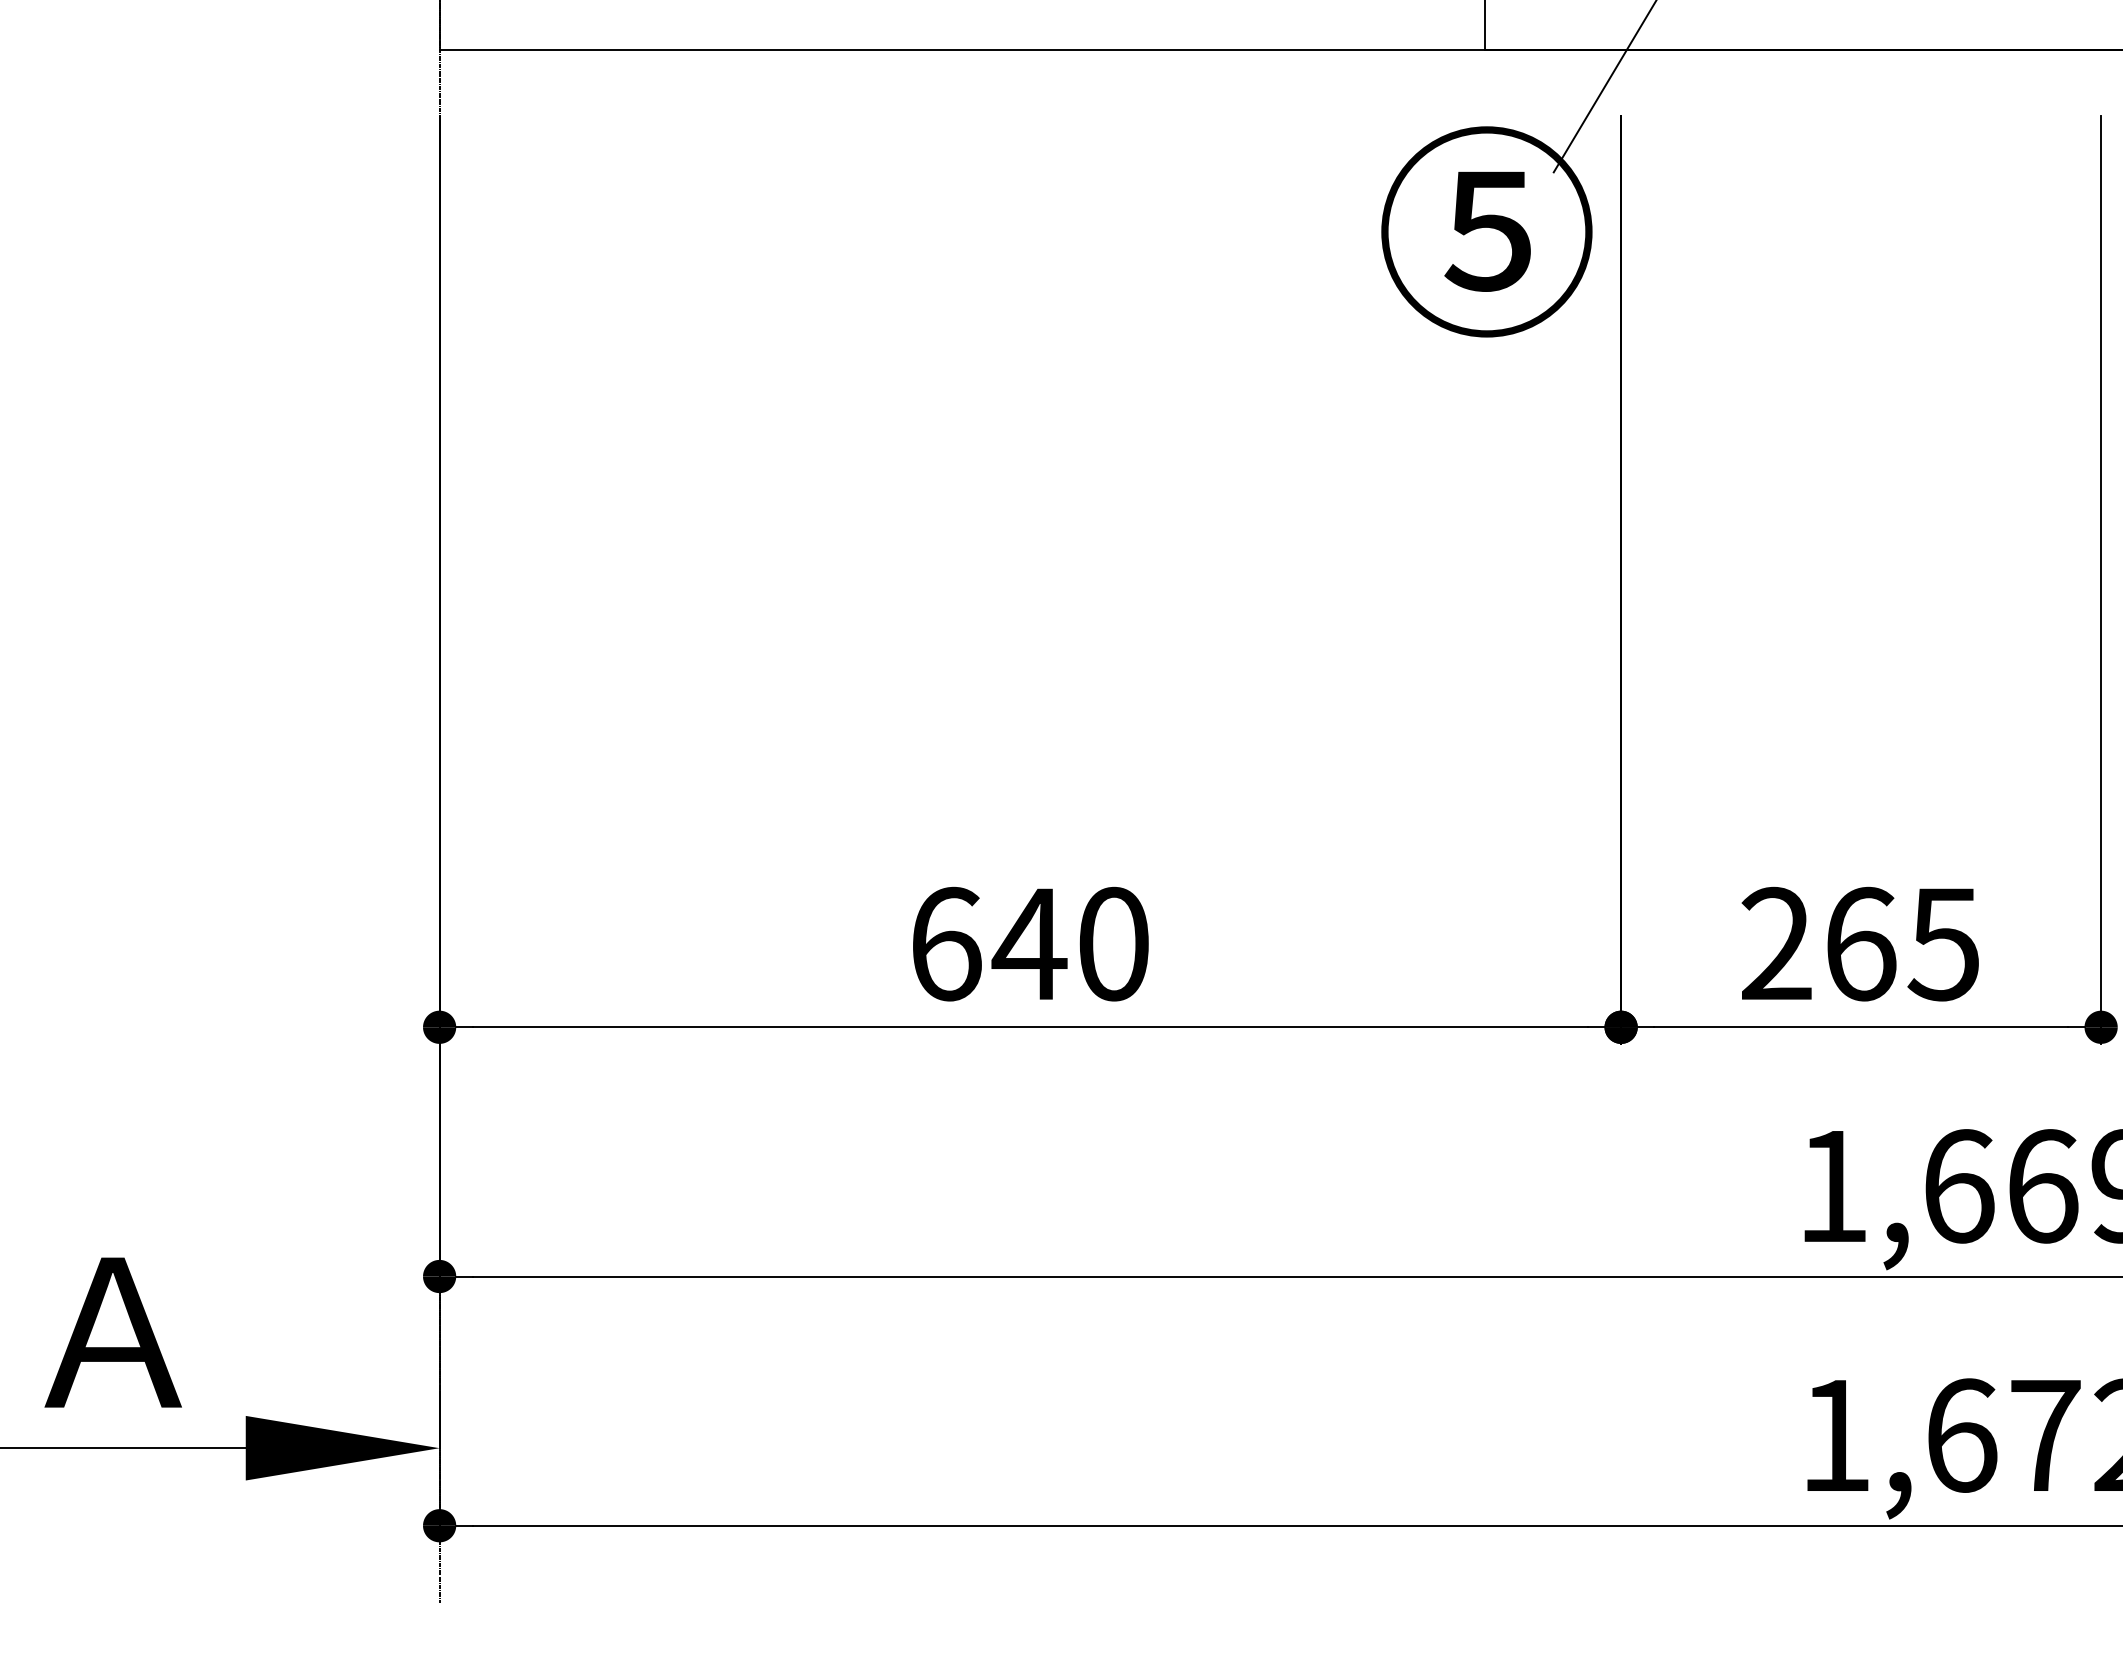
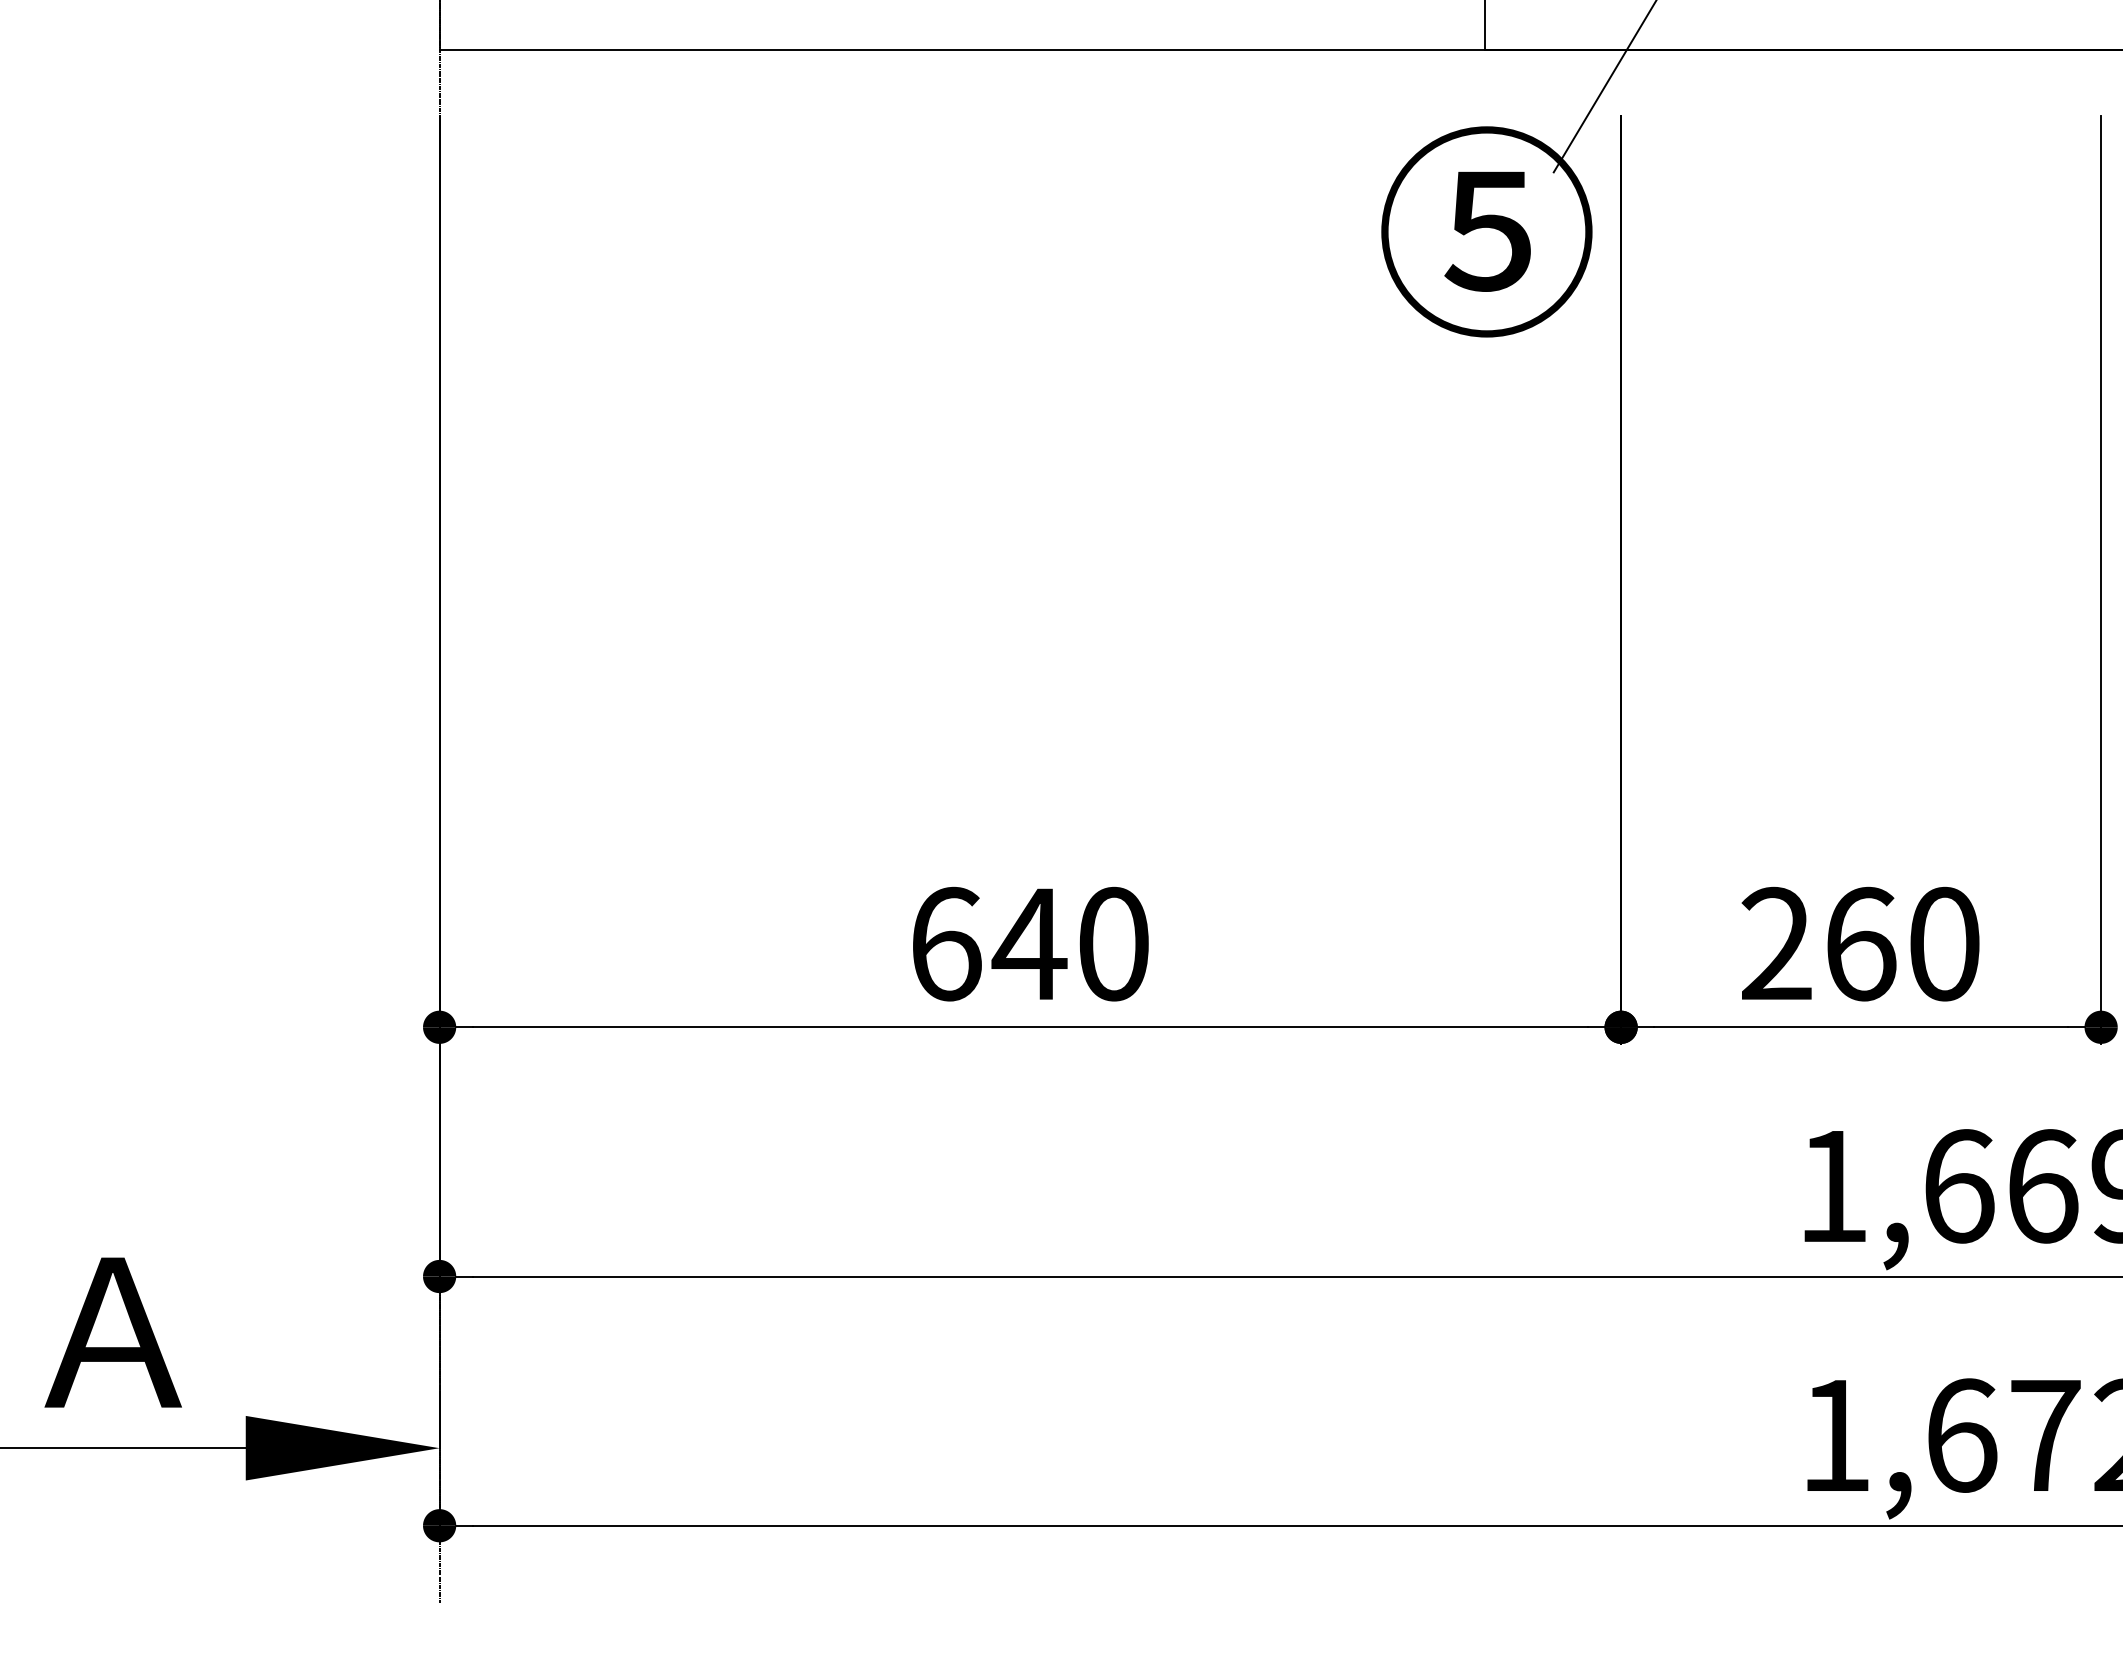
text: 265 -> 260 (1943, 943)
